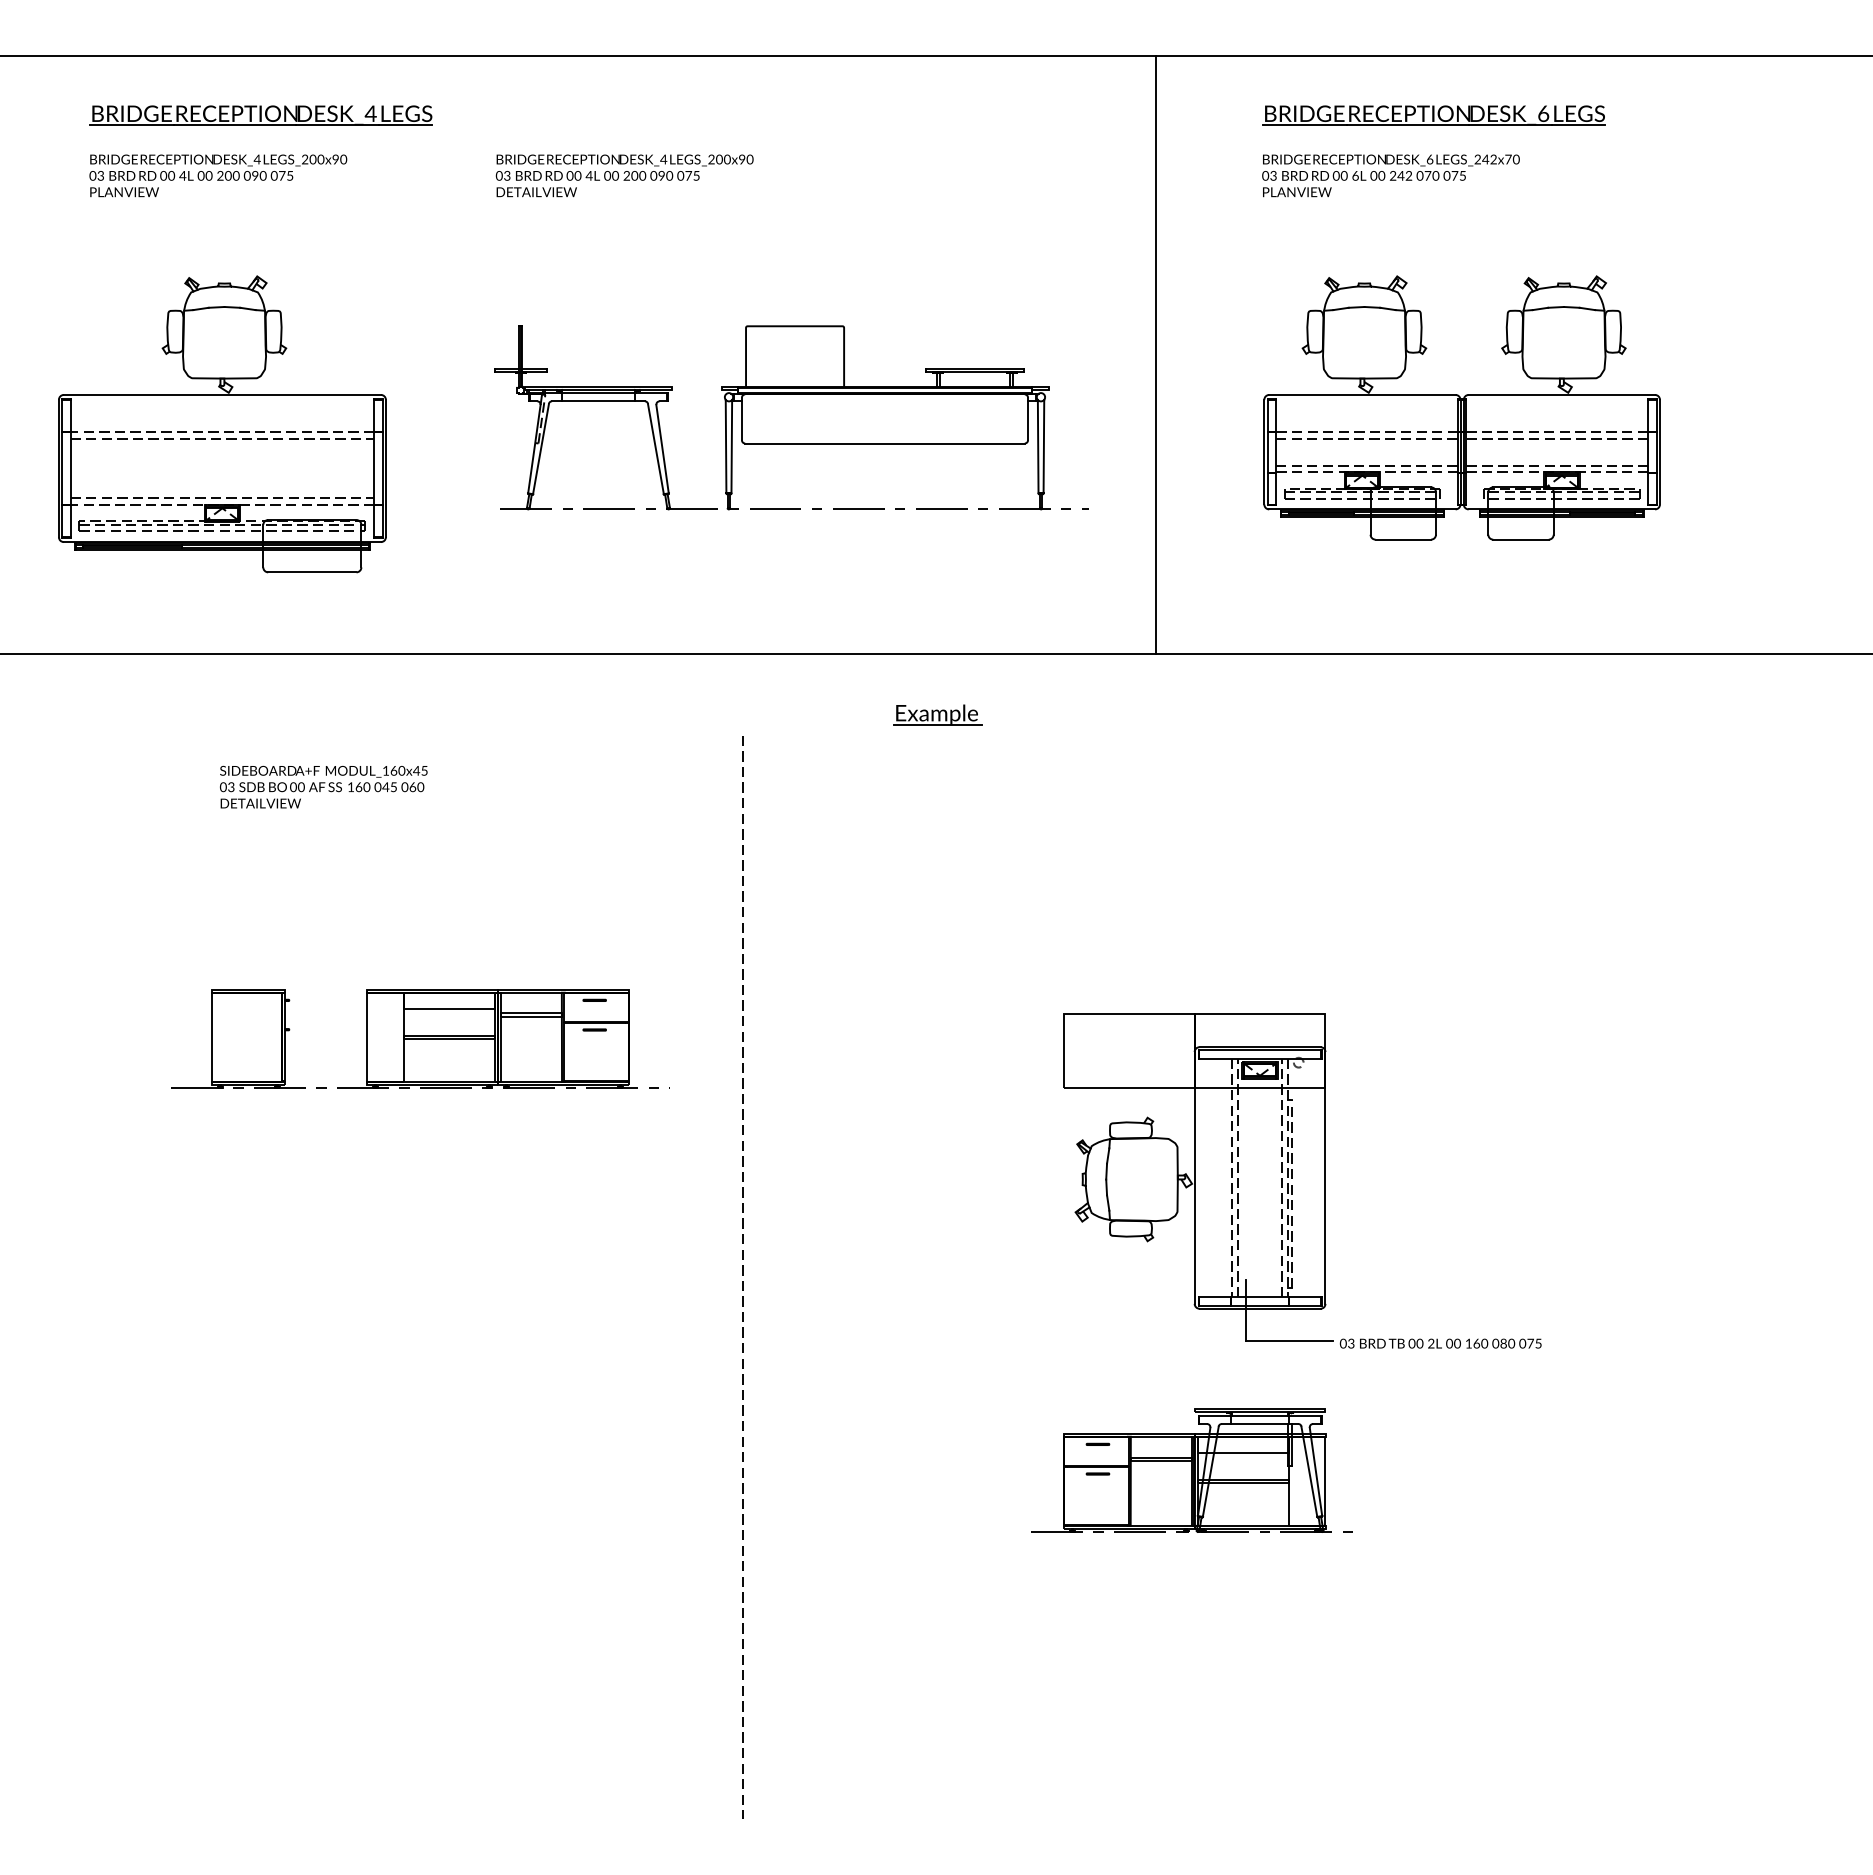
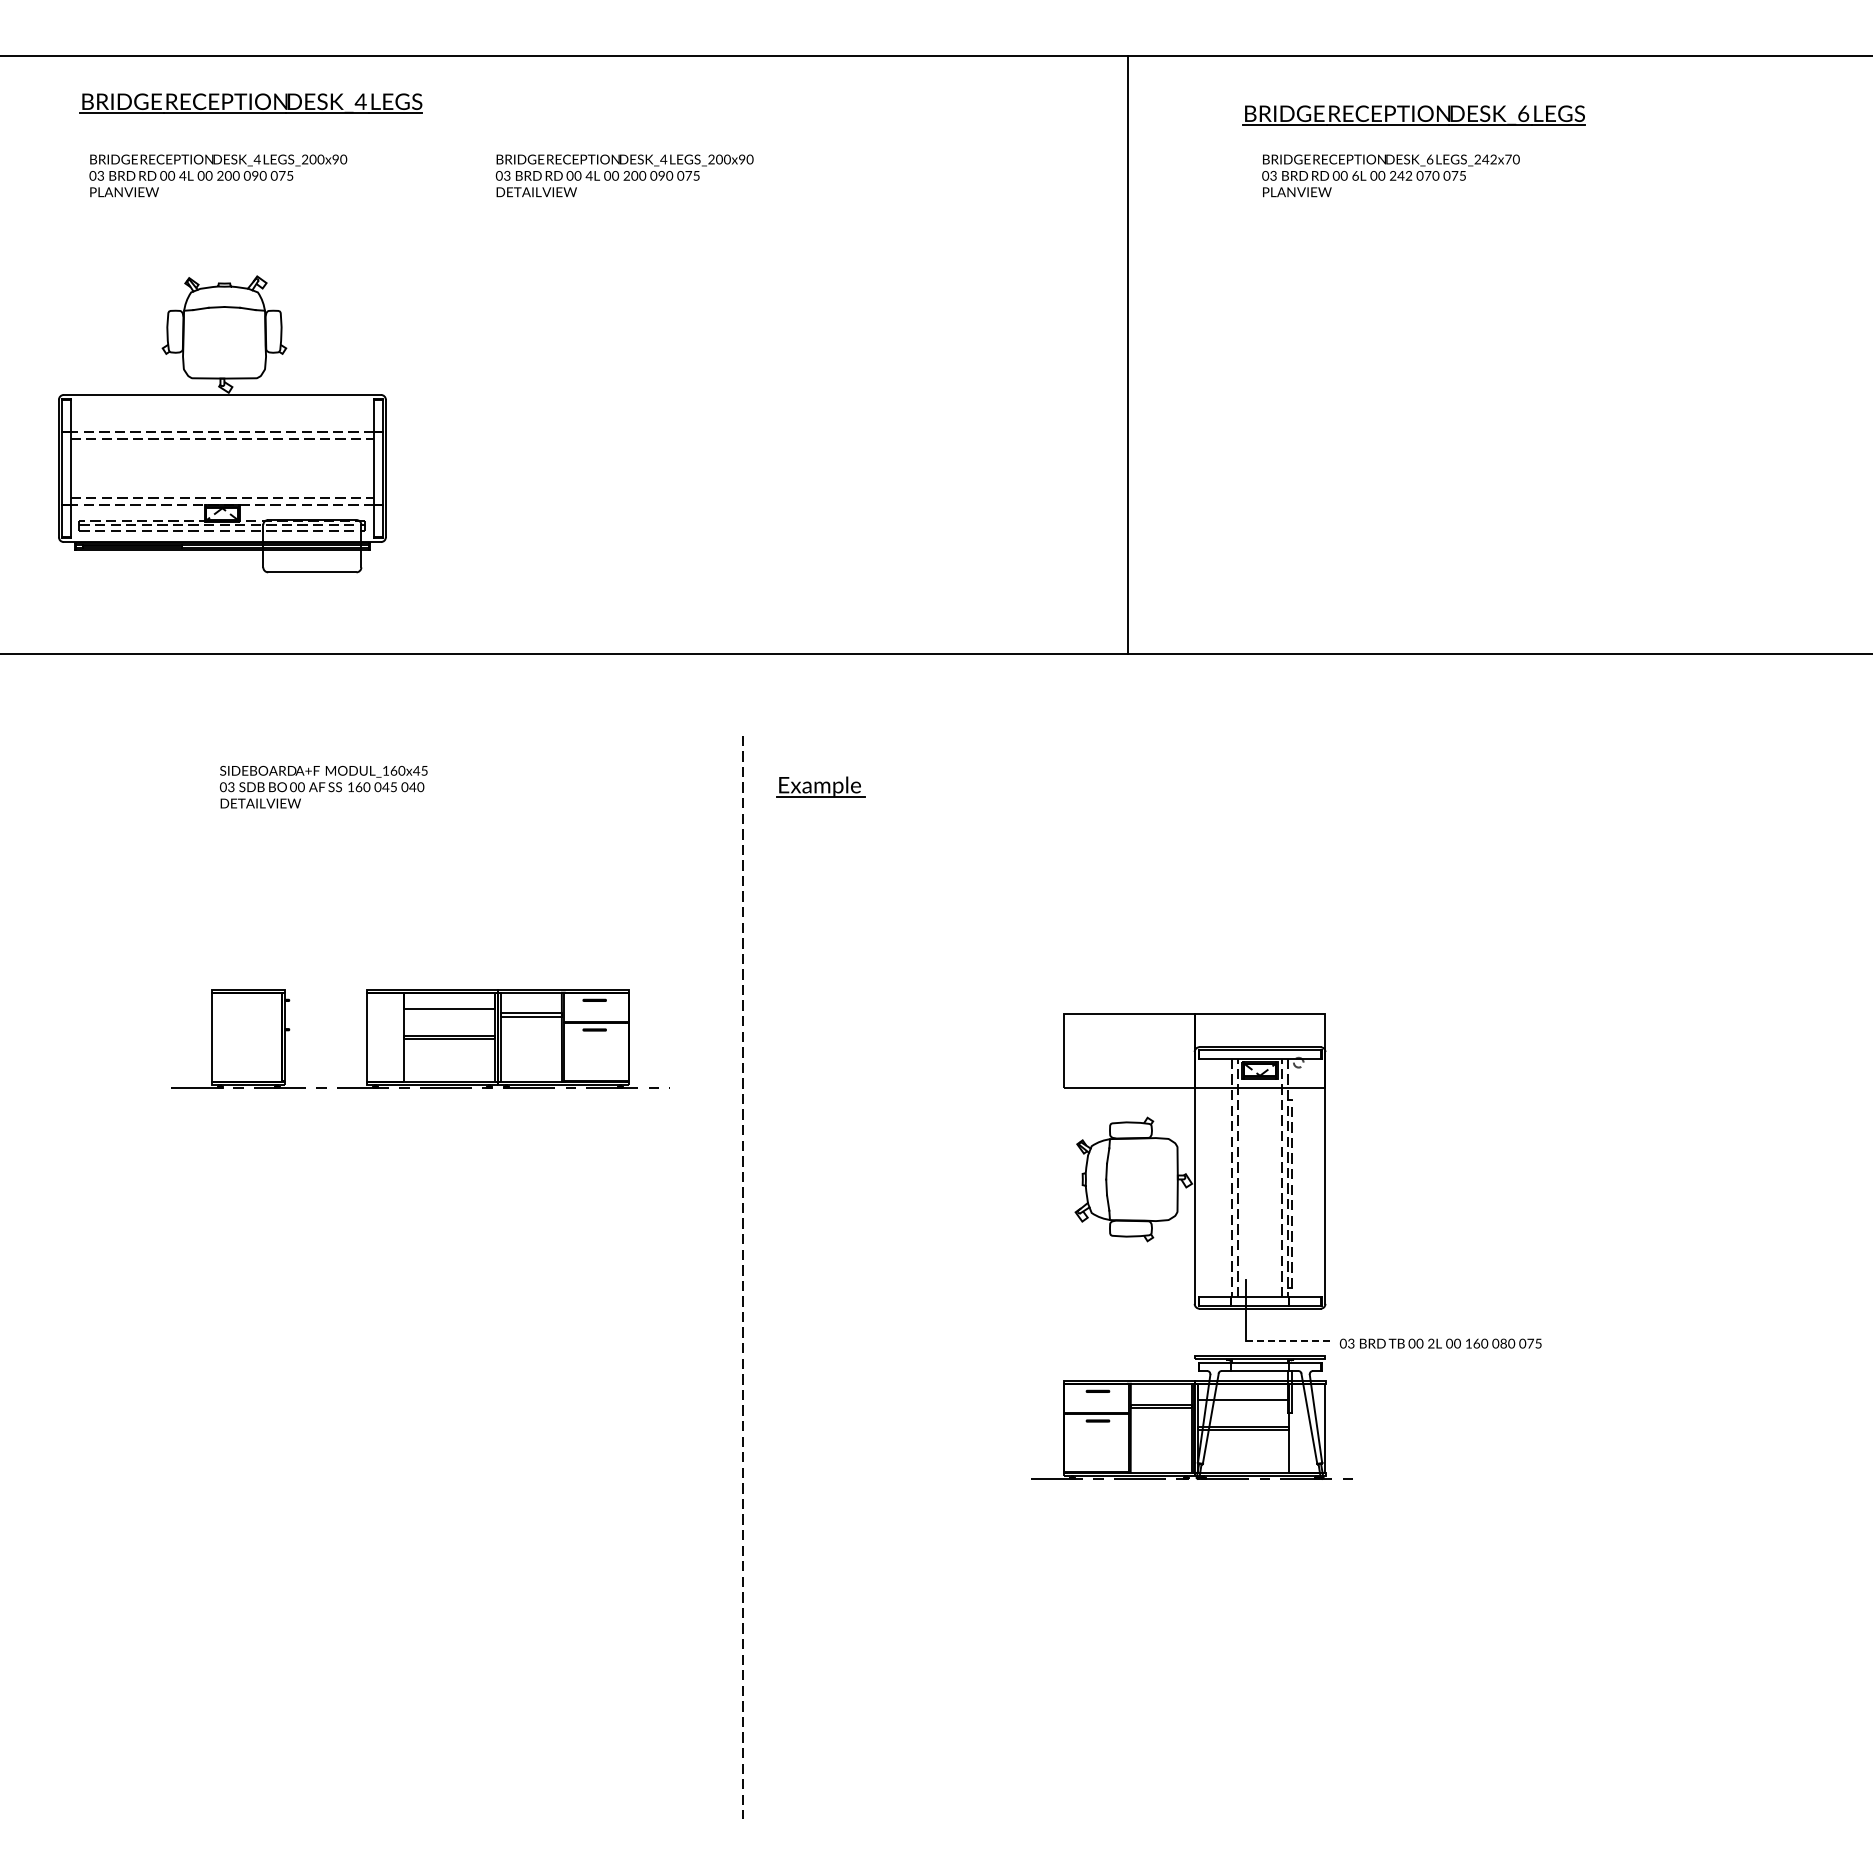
part position: (260, 115) -> (250, 103) (250, 103)
part position: (1433, 115) -> (1413, 115) (1413, 115)
line position: (1155, 354) -> (1127, 354) (1127, 354)
part: present -> none (1461, 407)
part: present -> none (791, 417)
part position: (937, 714) -> (820, 786) (820, 786)
text: 060 -> 040 (412, 787)
line: solid -> dashed (1289, 1341)
part position: (1191, 1470) -> (1191, 1417) (1191, 1417)
